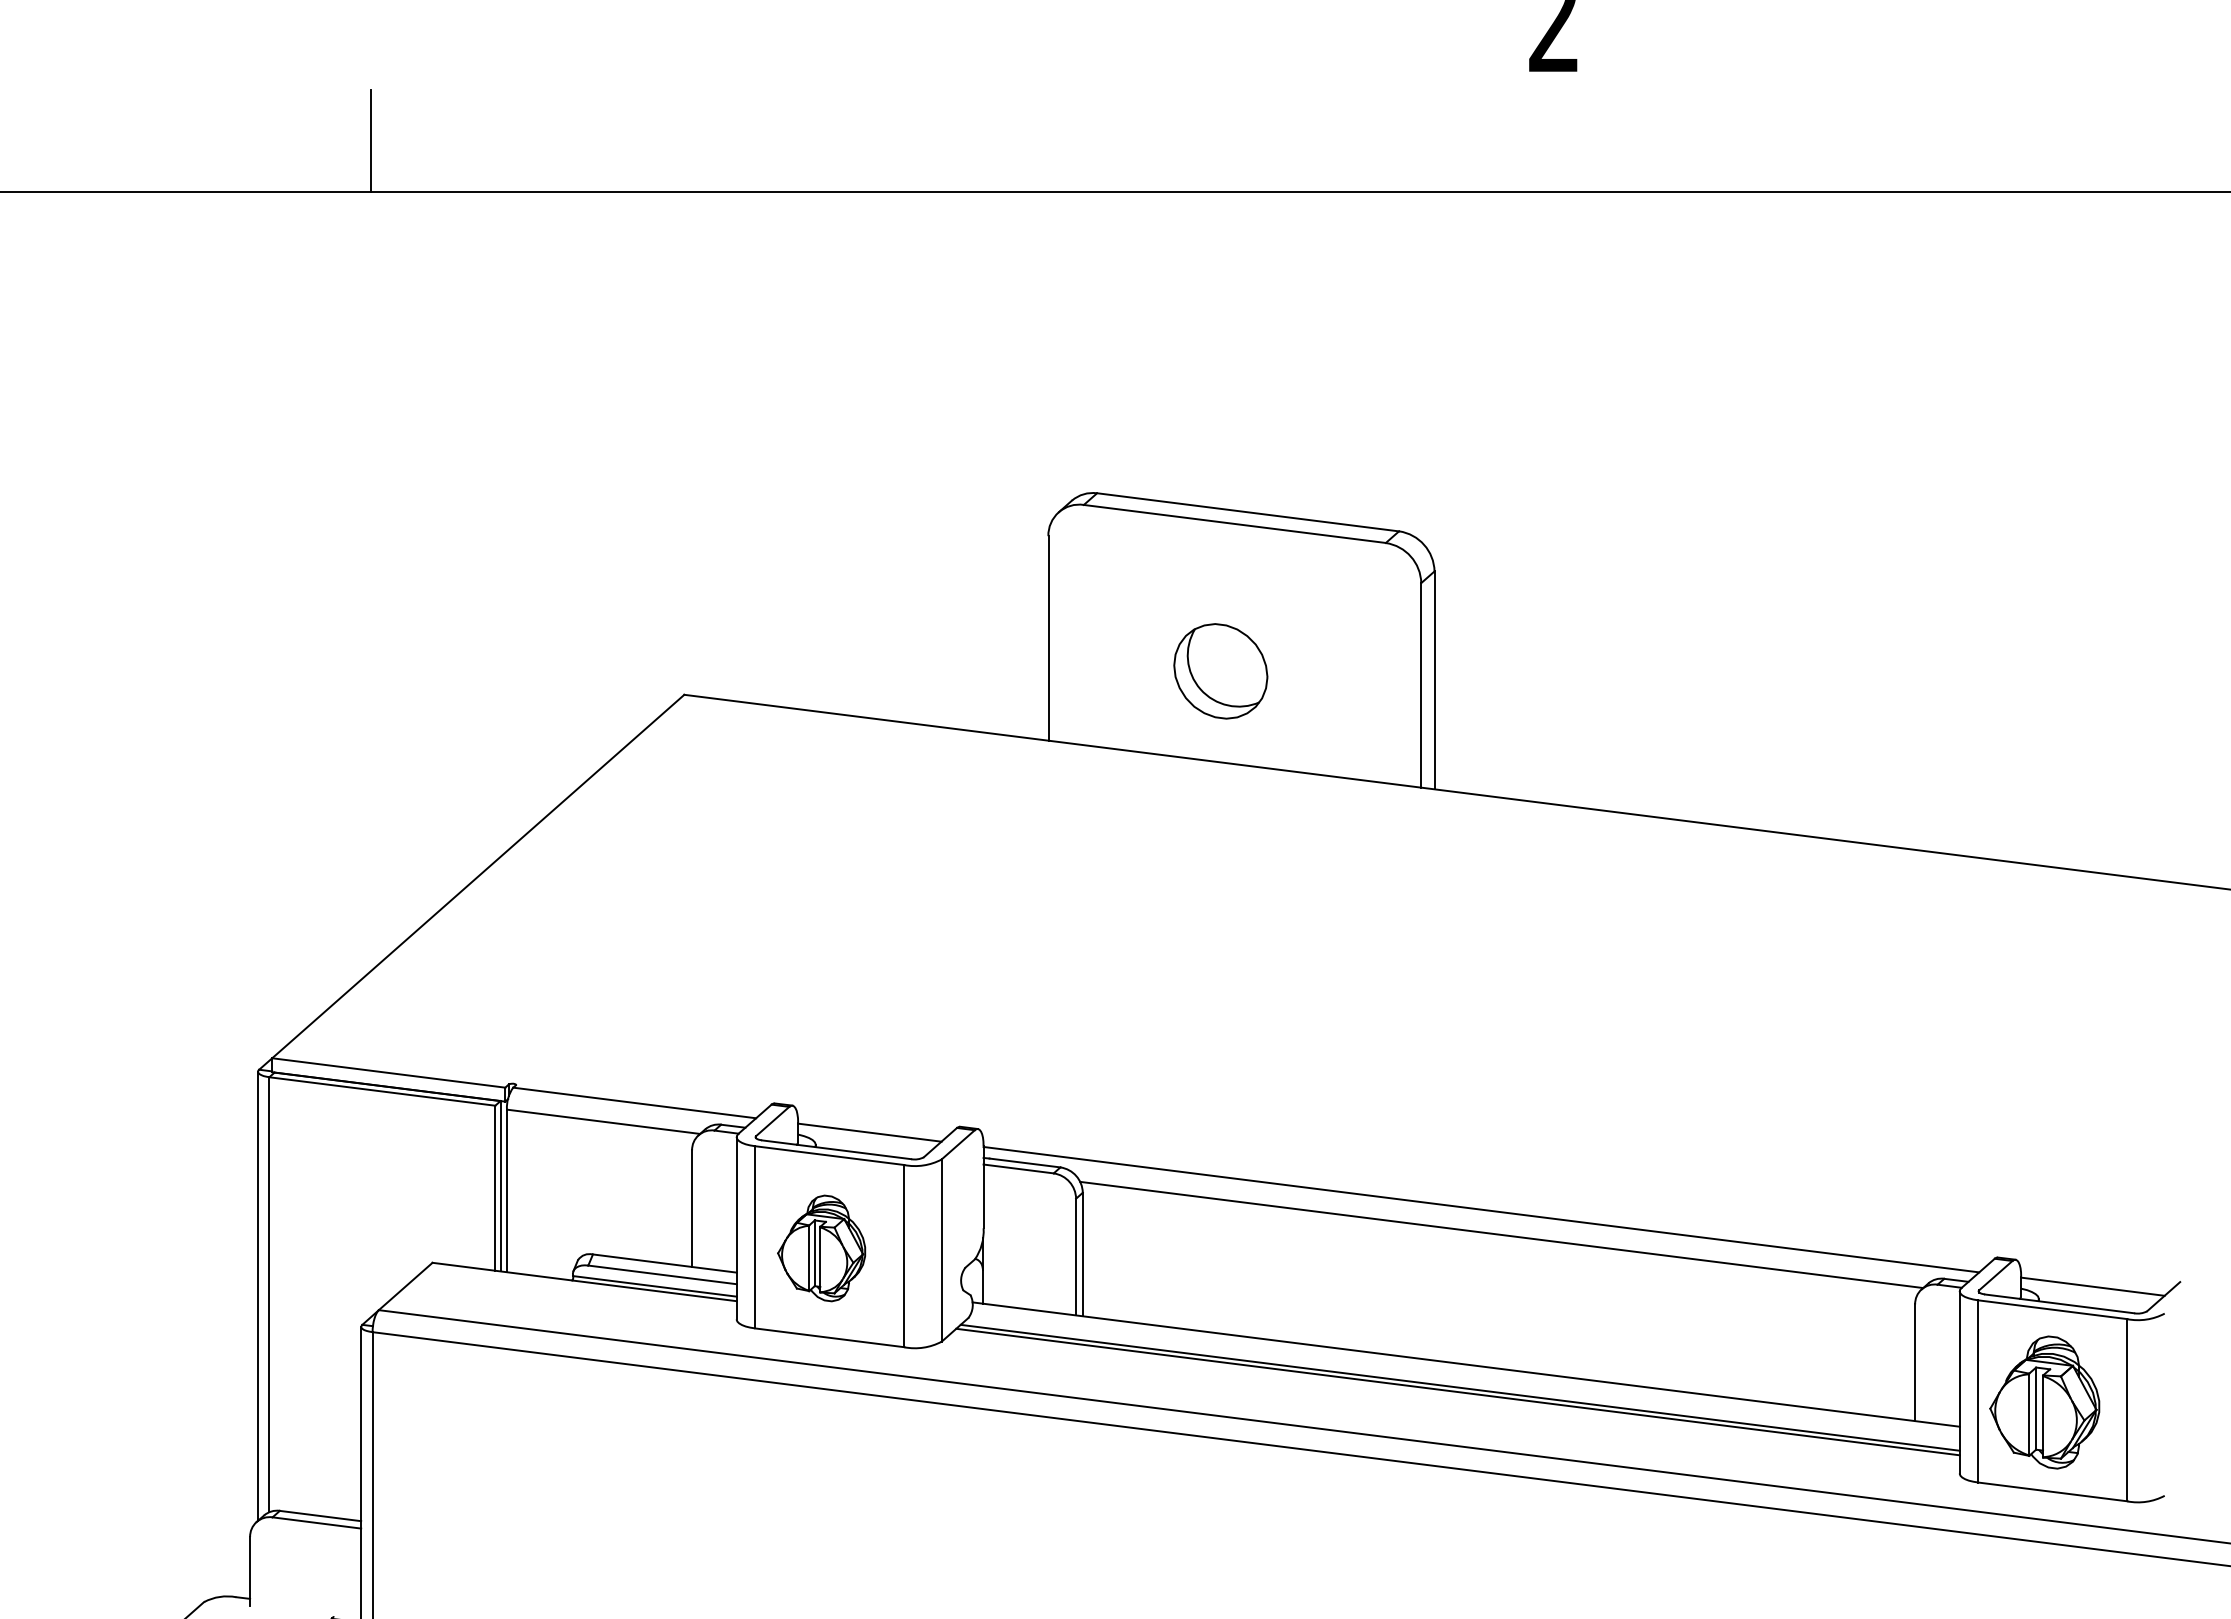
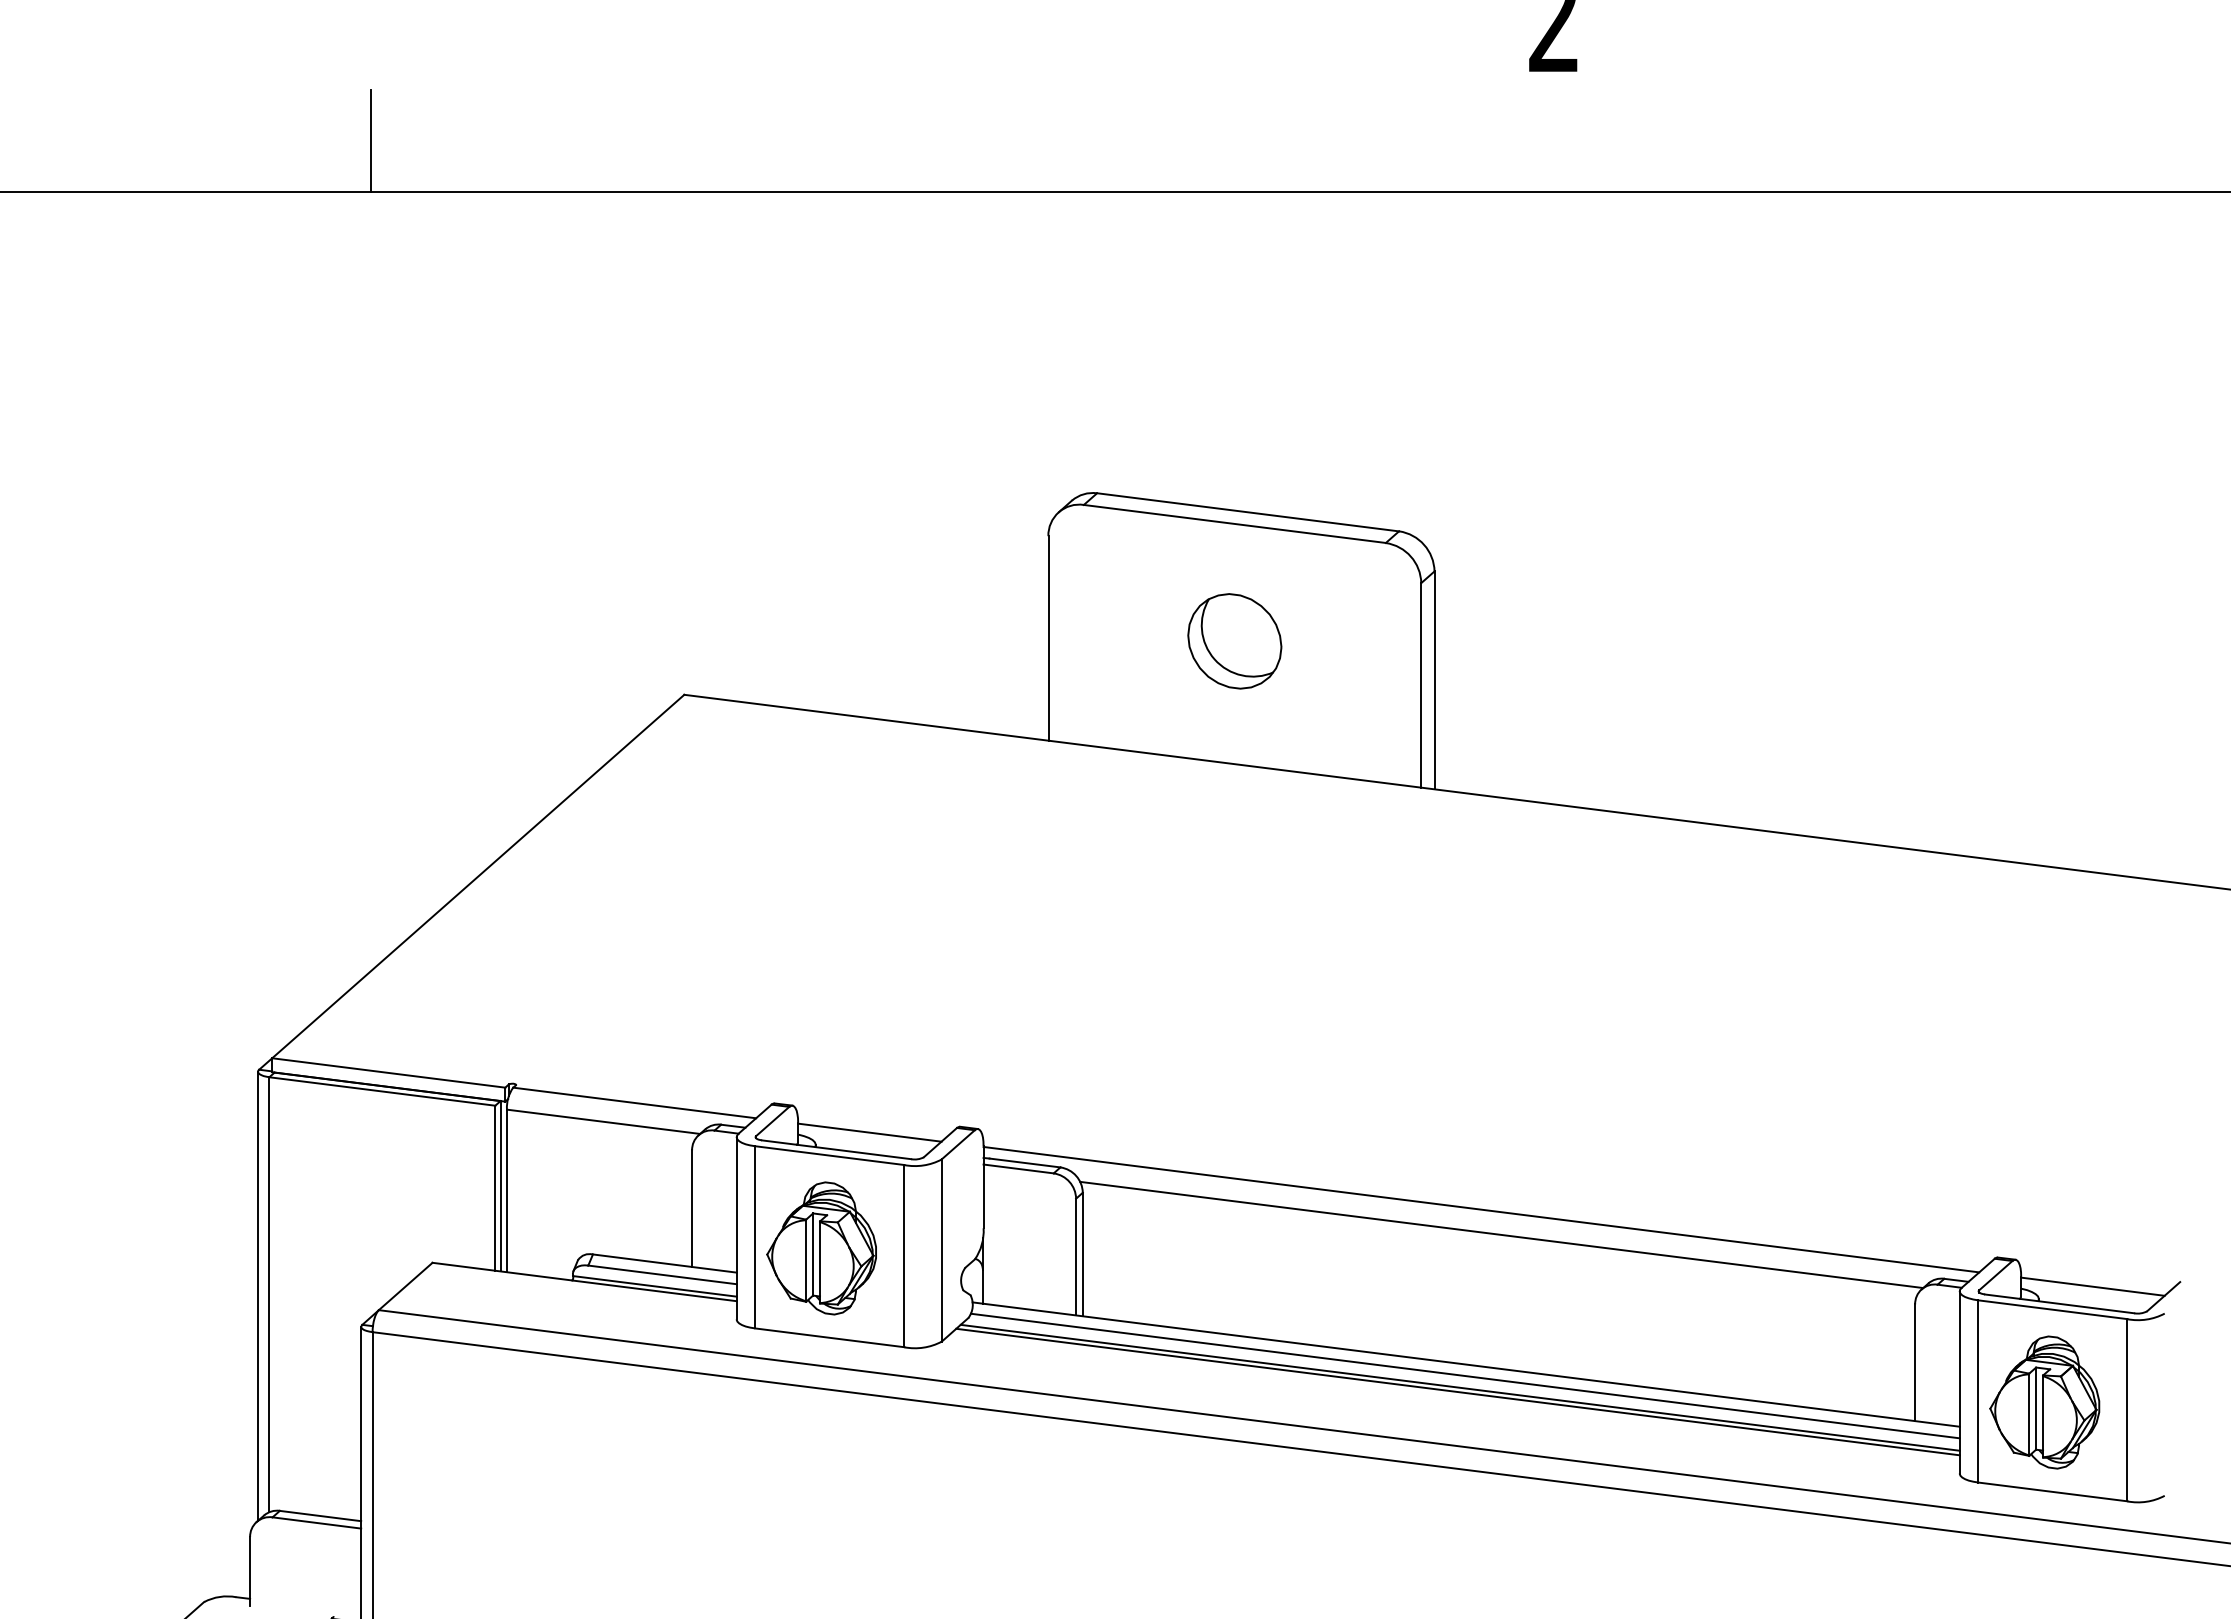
part position: (1220, 671) -> (1234, 641) (1234, 641)
part size: 90x109 px -> 111x135 px (821, 1248)
line: none -> present (1464, 1375)
